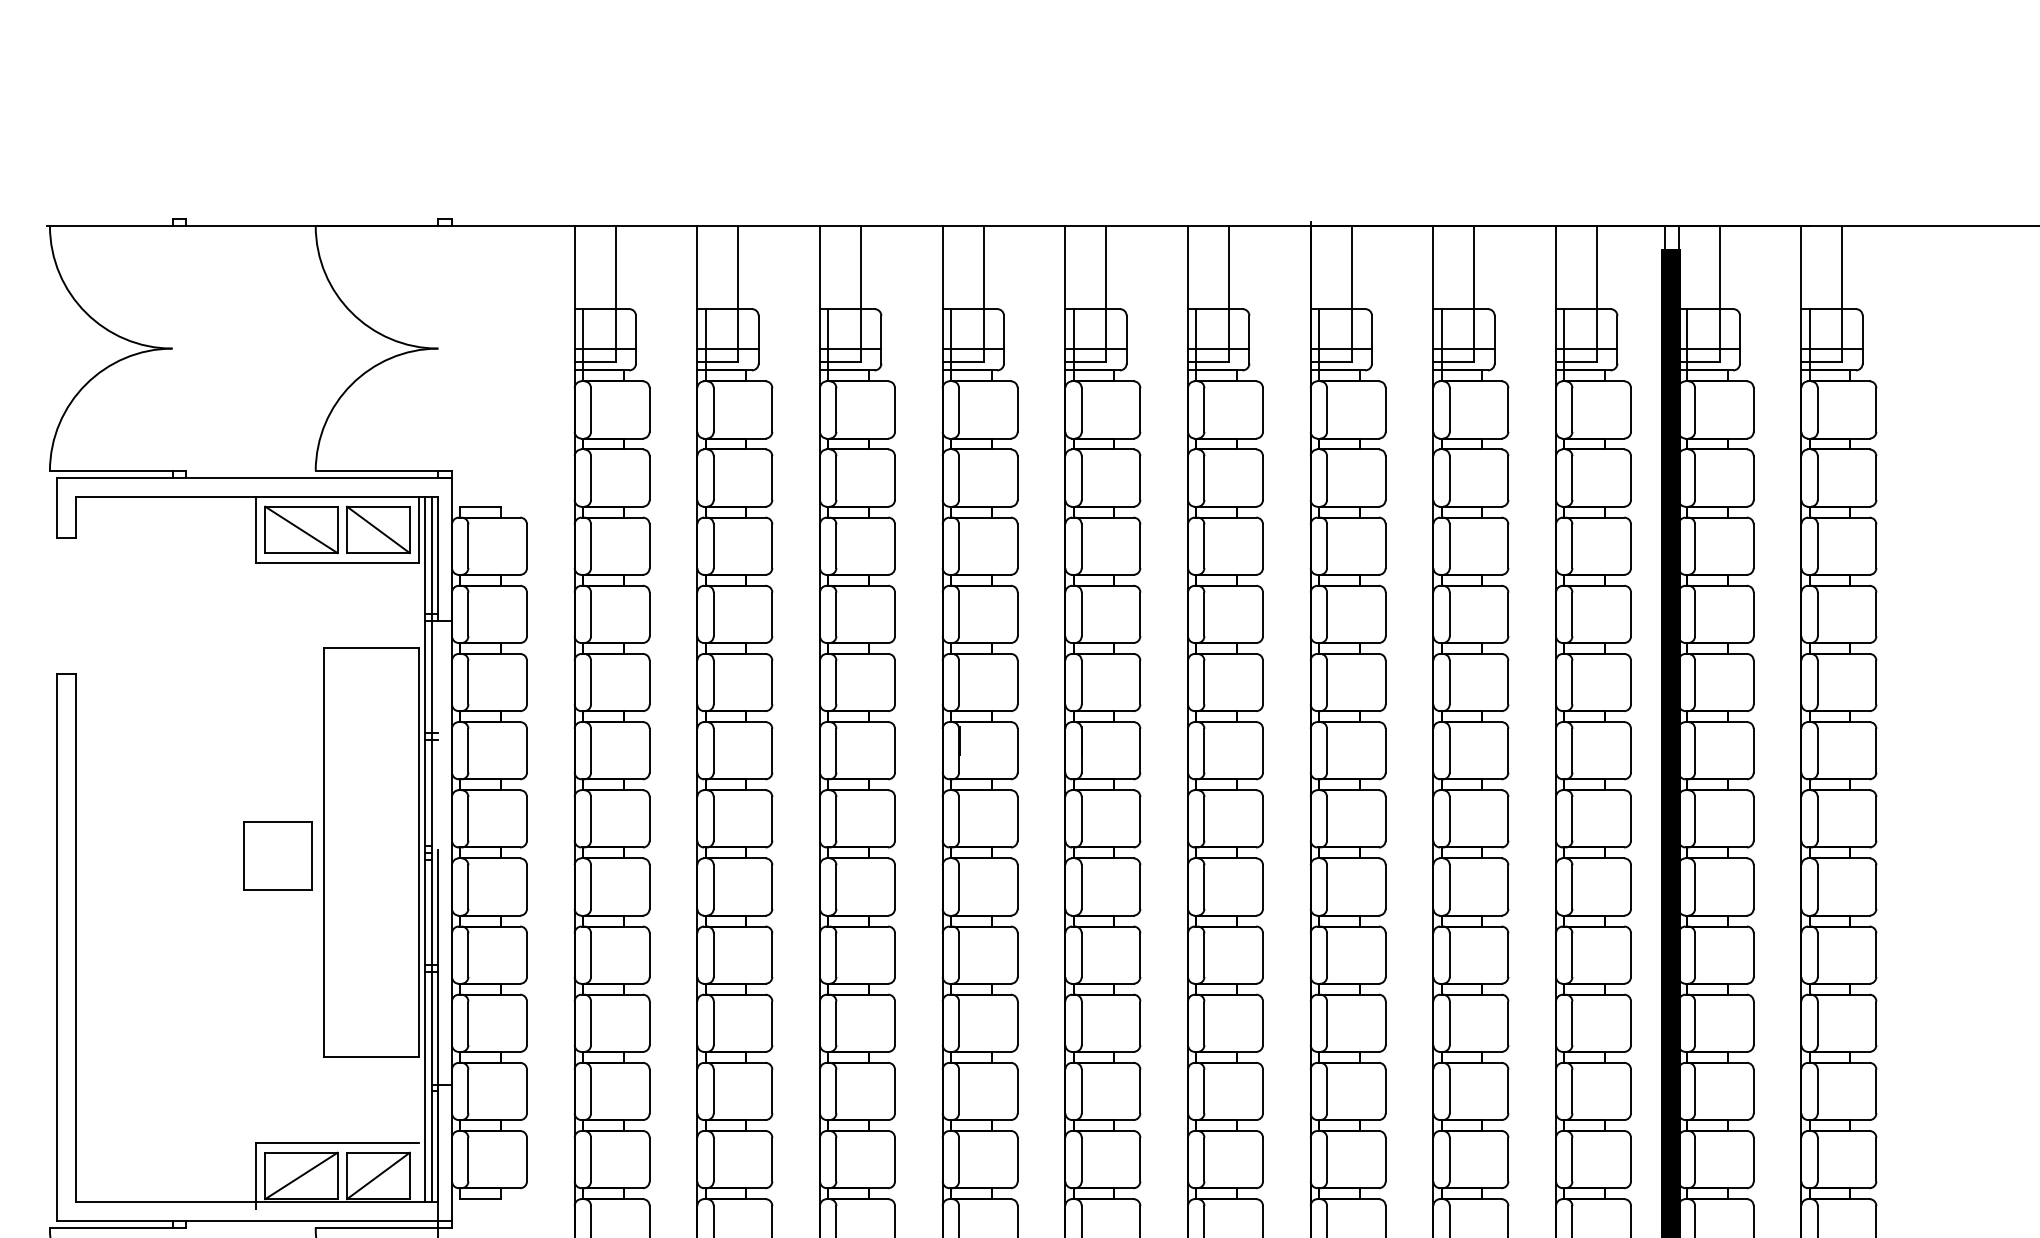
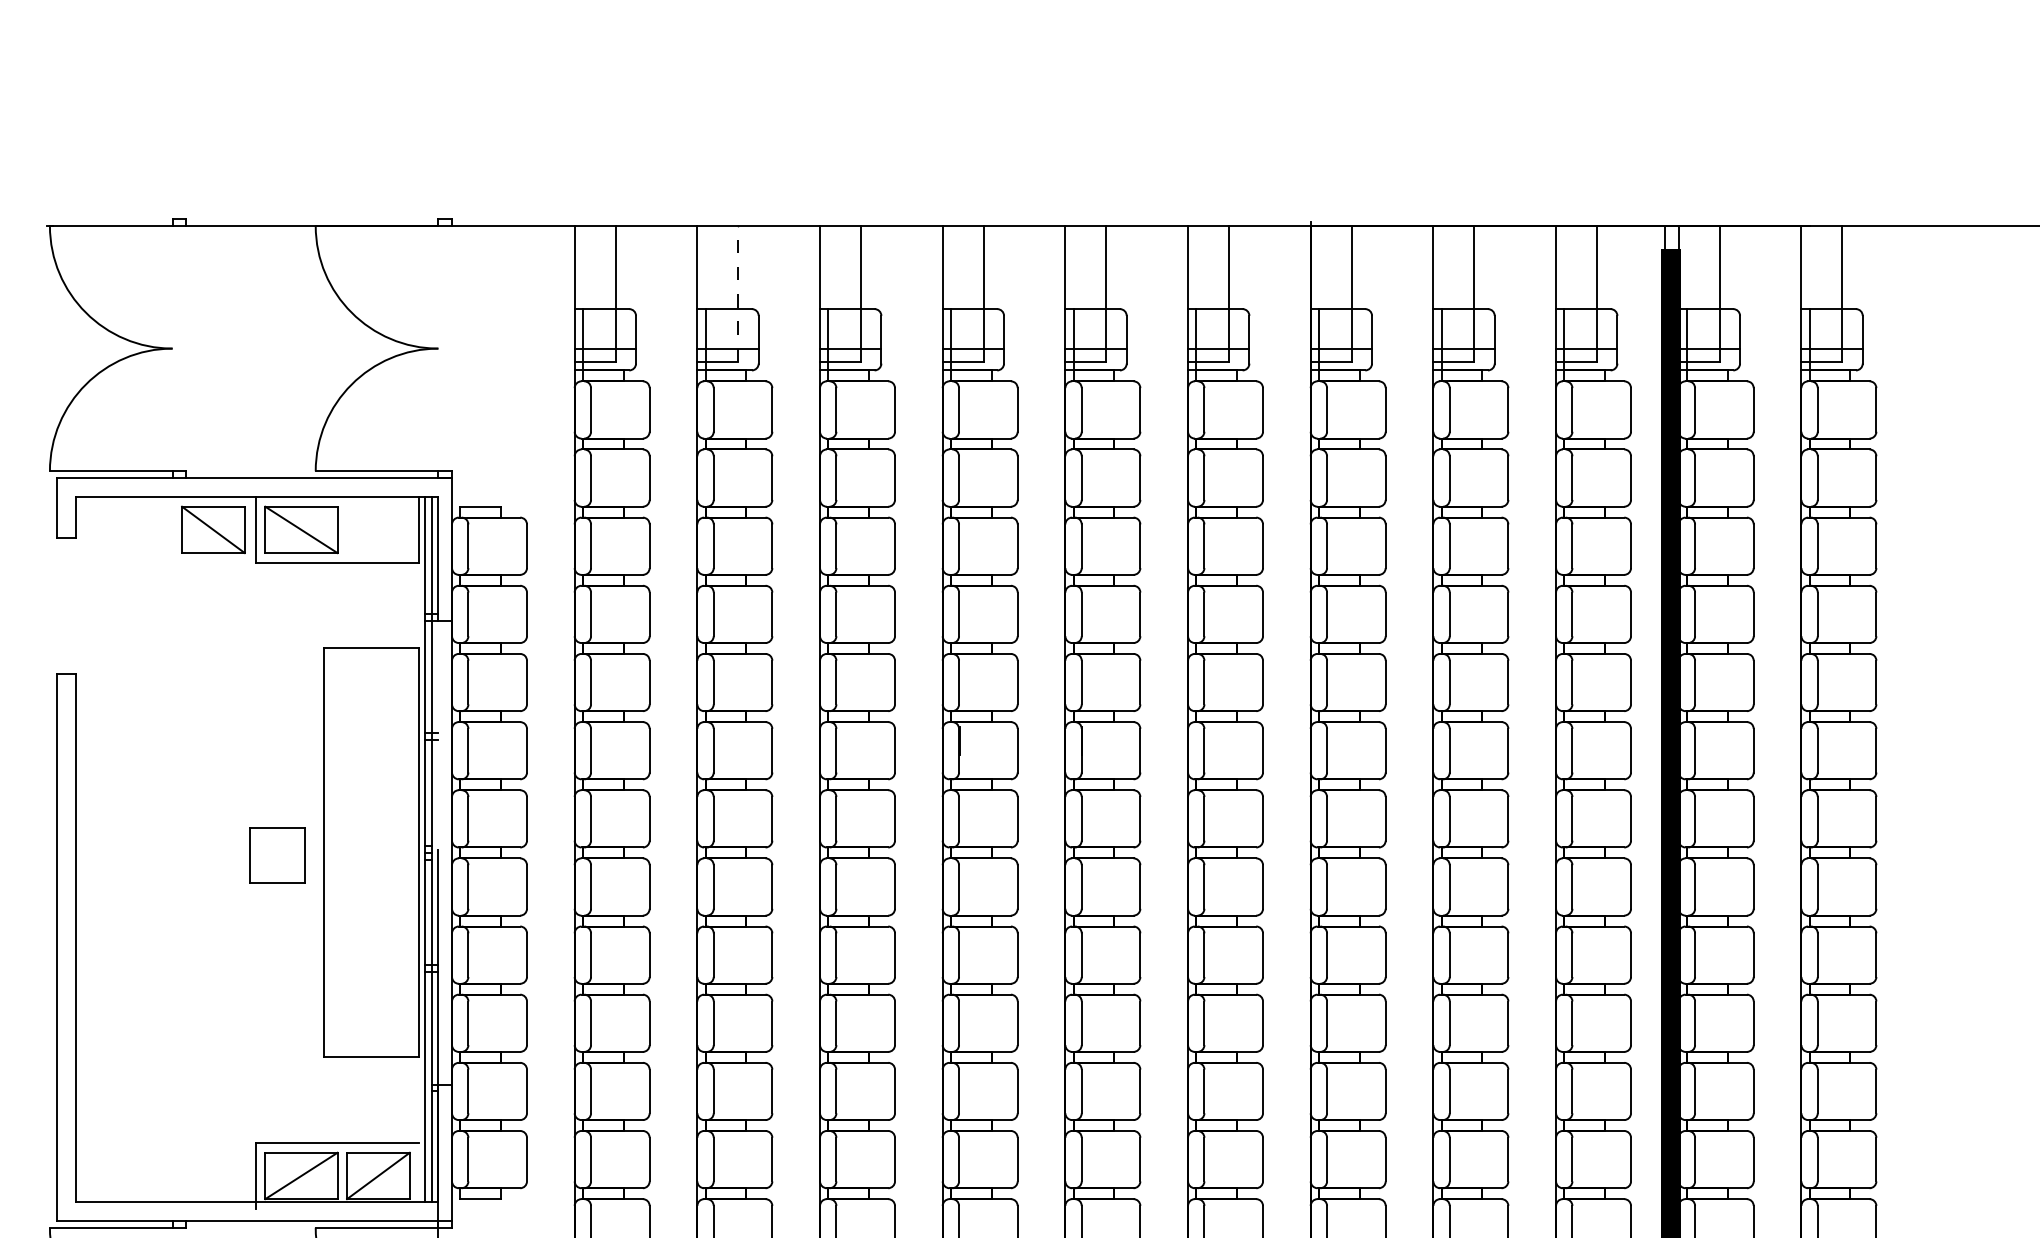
line: solid -> dashed (738, 293)
part position: (378, 529) -> (213, 529) (213, 529)
part size: 70x70 px -> 57x57 px (277, 855)
